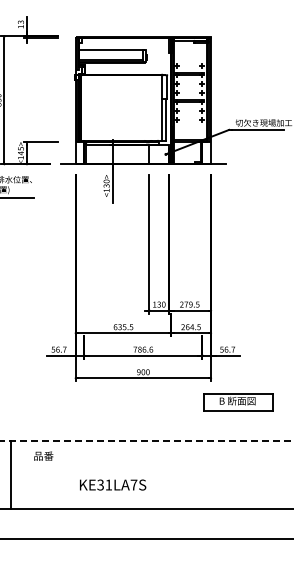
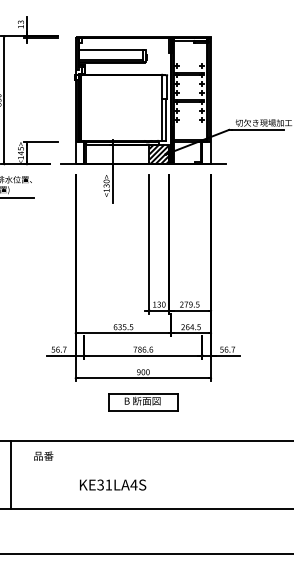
hatch: none -> present (159, 154)
part position: (238, 402) -> (143, 402) (143, 402)
line: dashed -> solid (147, 441)
text: KE31LA7S -> KE31LA4S (133, 484)
line position: (146, 538) -> (146, 553) (146, 553)
